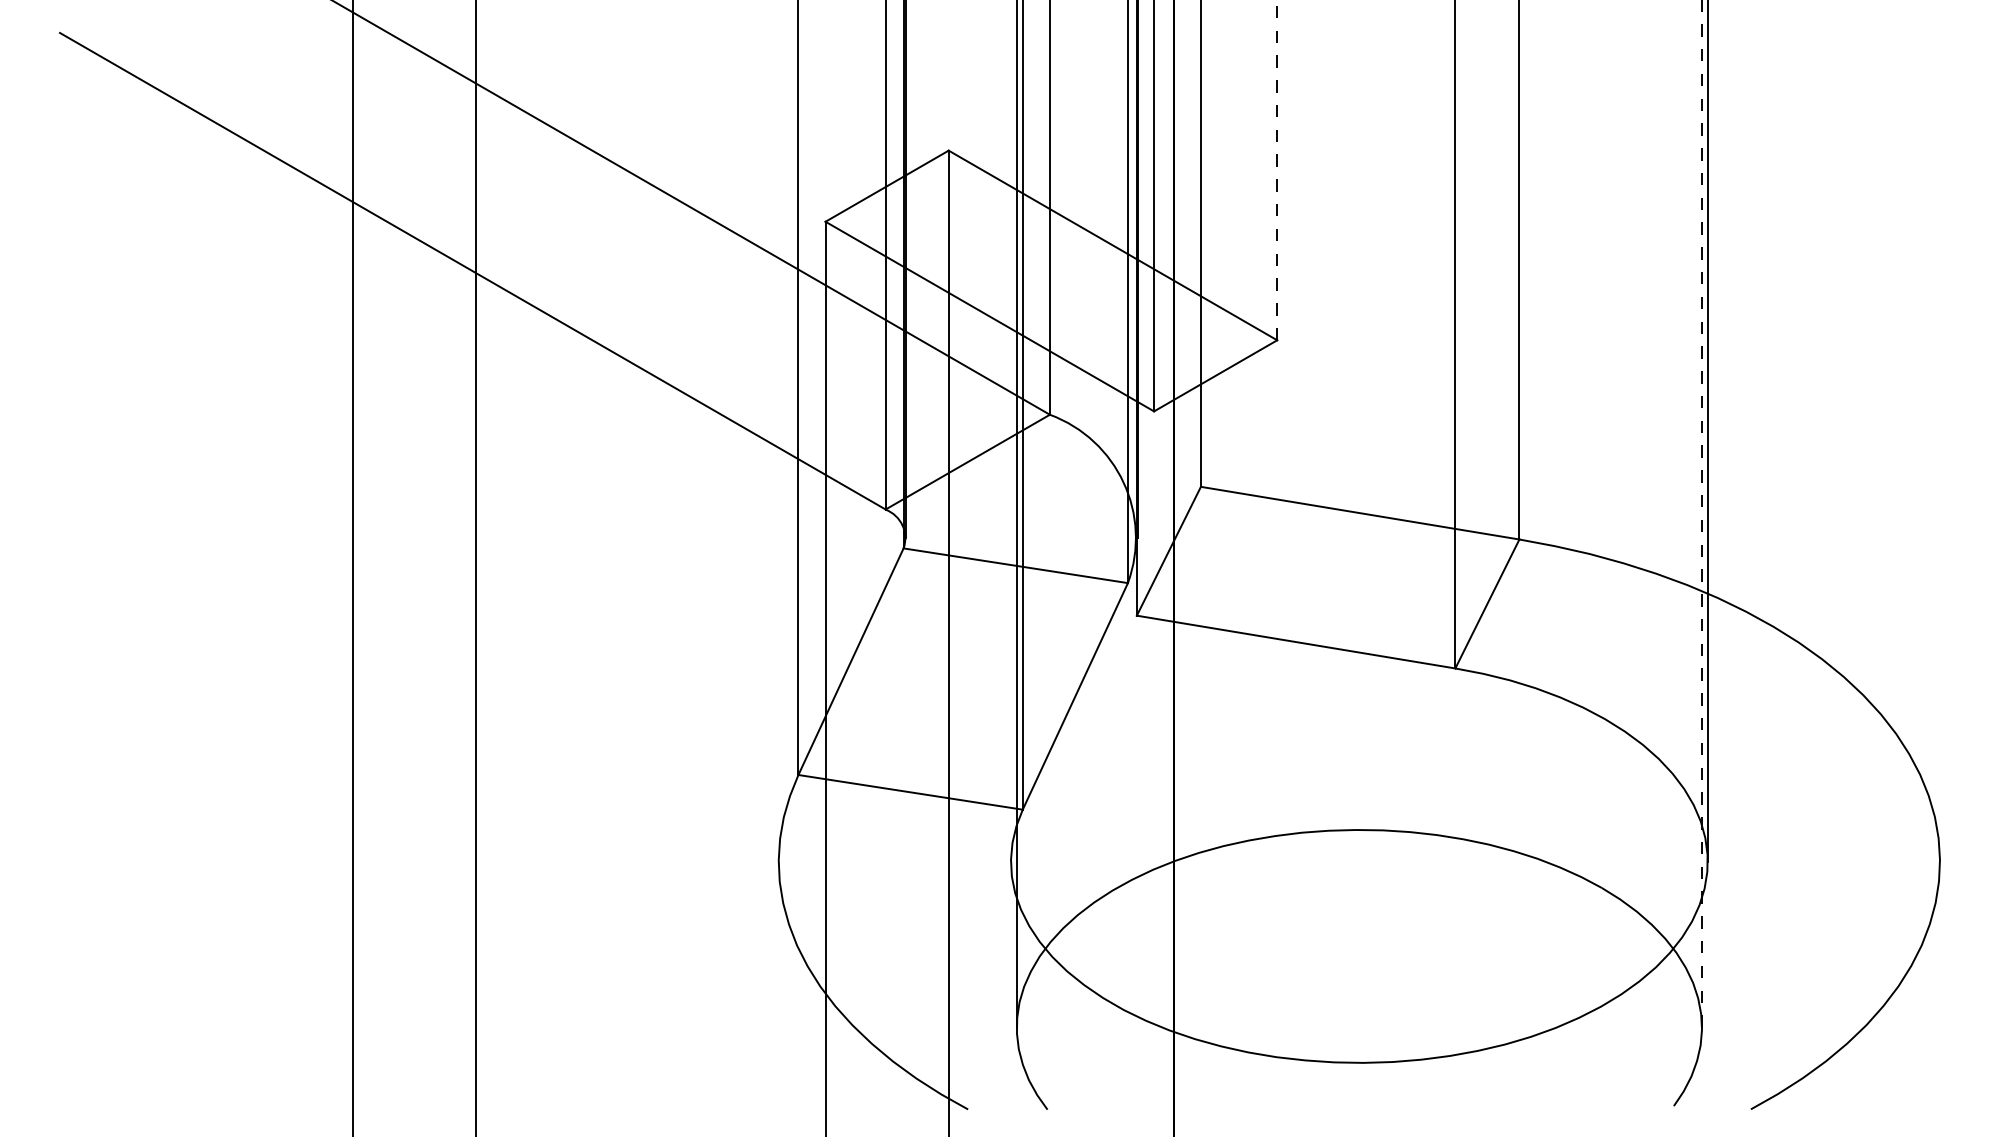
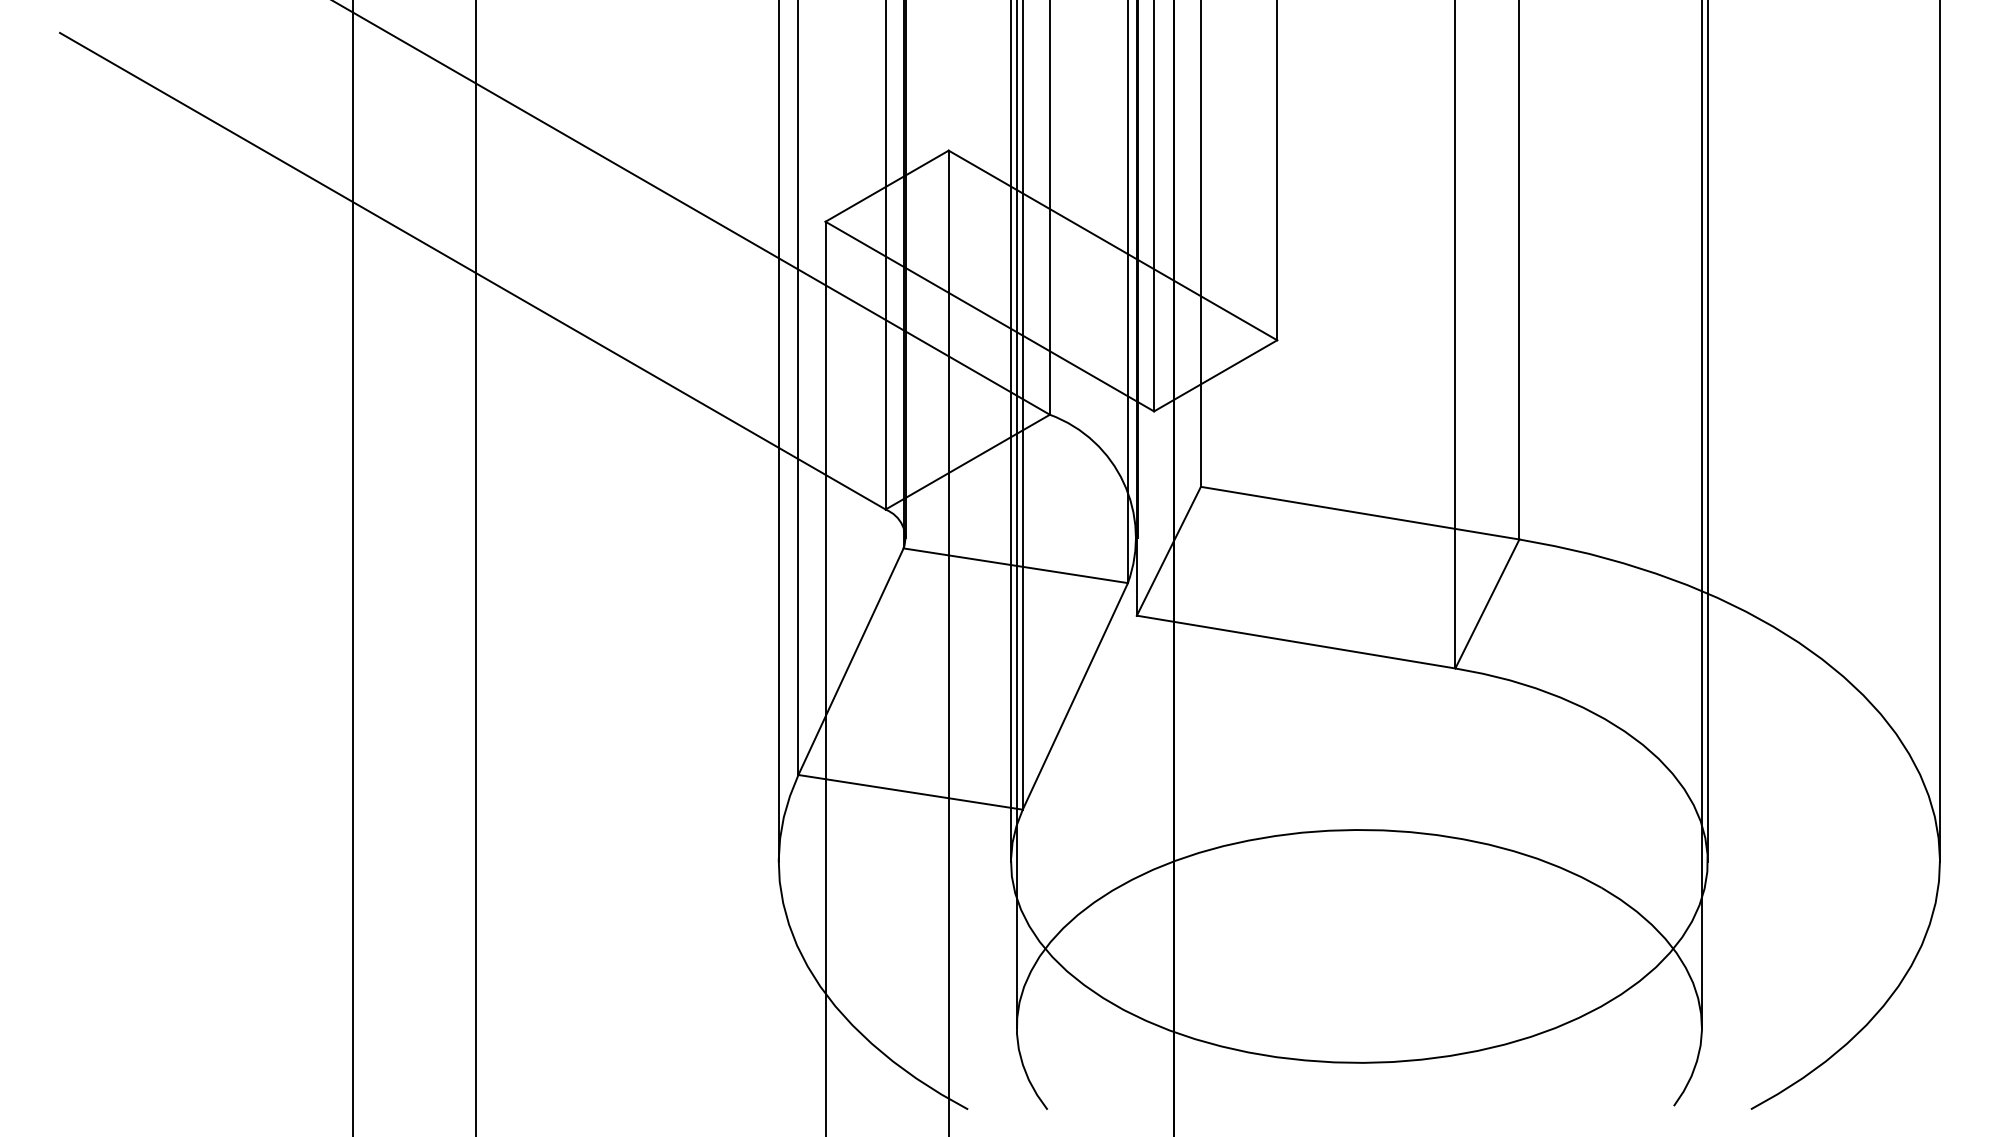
line: dashed -> solid (1277, 170)
line: none -> present (778, 431)
line: none -> present (1011, 431)
line: none -> present (1940, 431)
line: dashed -> solid (1702, 513)
